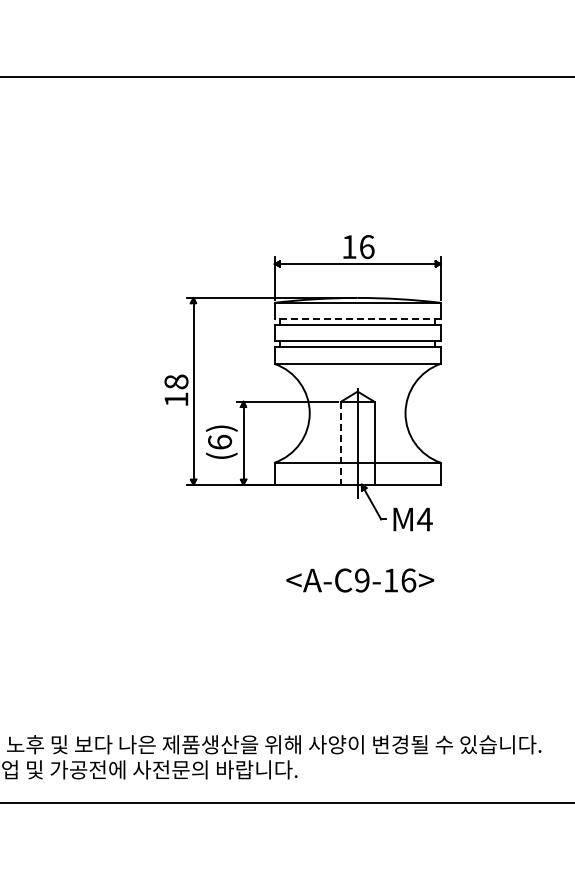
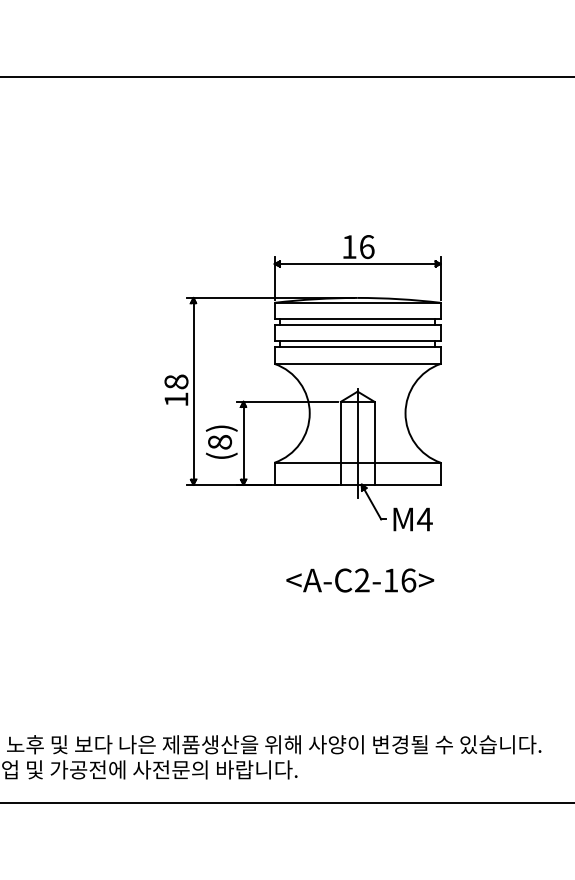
line: dashed -> solid (357, 319)
text: (6) -> (8) (219, 441)
line: dashed -> solid (340, 443)
text: <A-C9-16> -> <A-C2-16> (362, 580)
